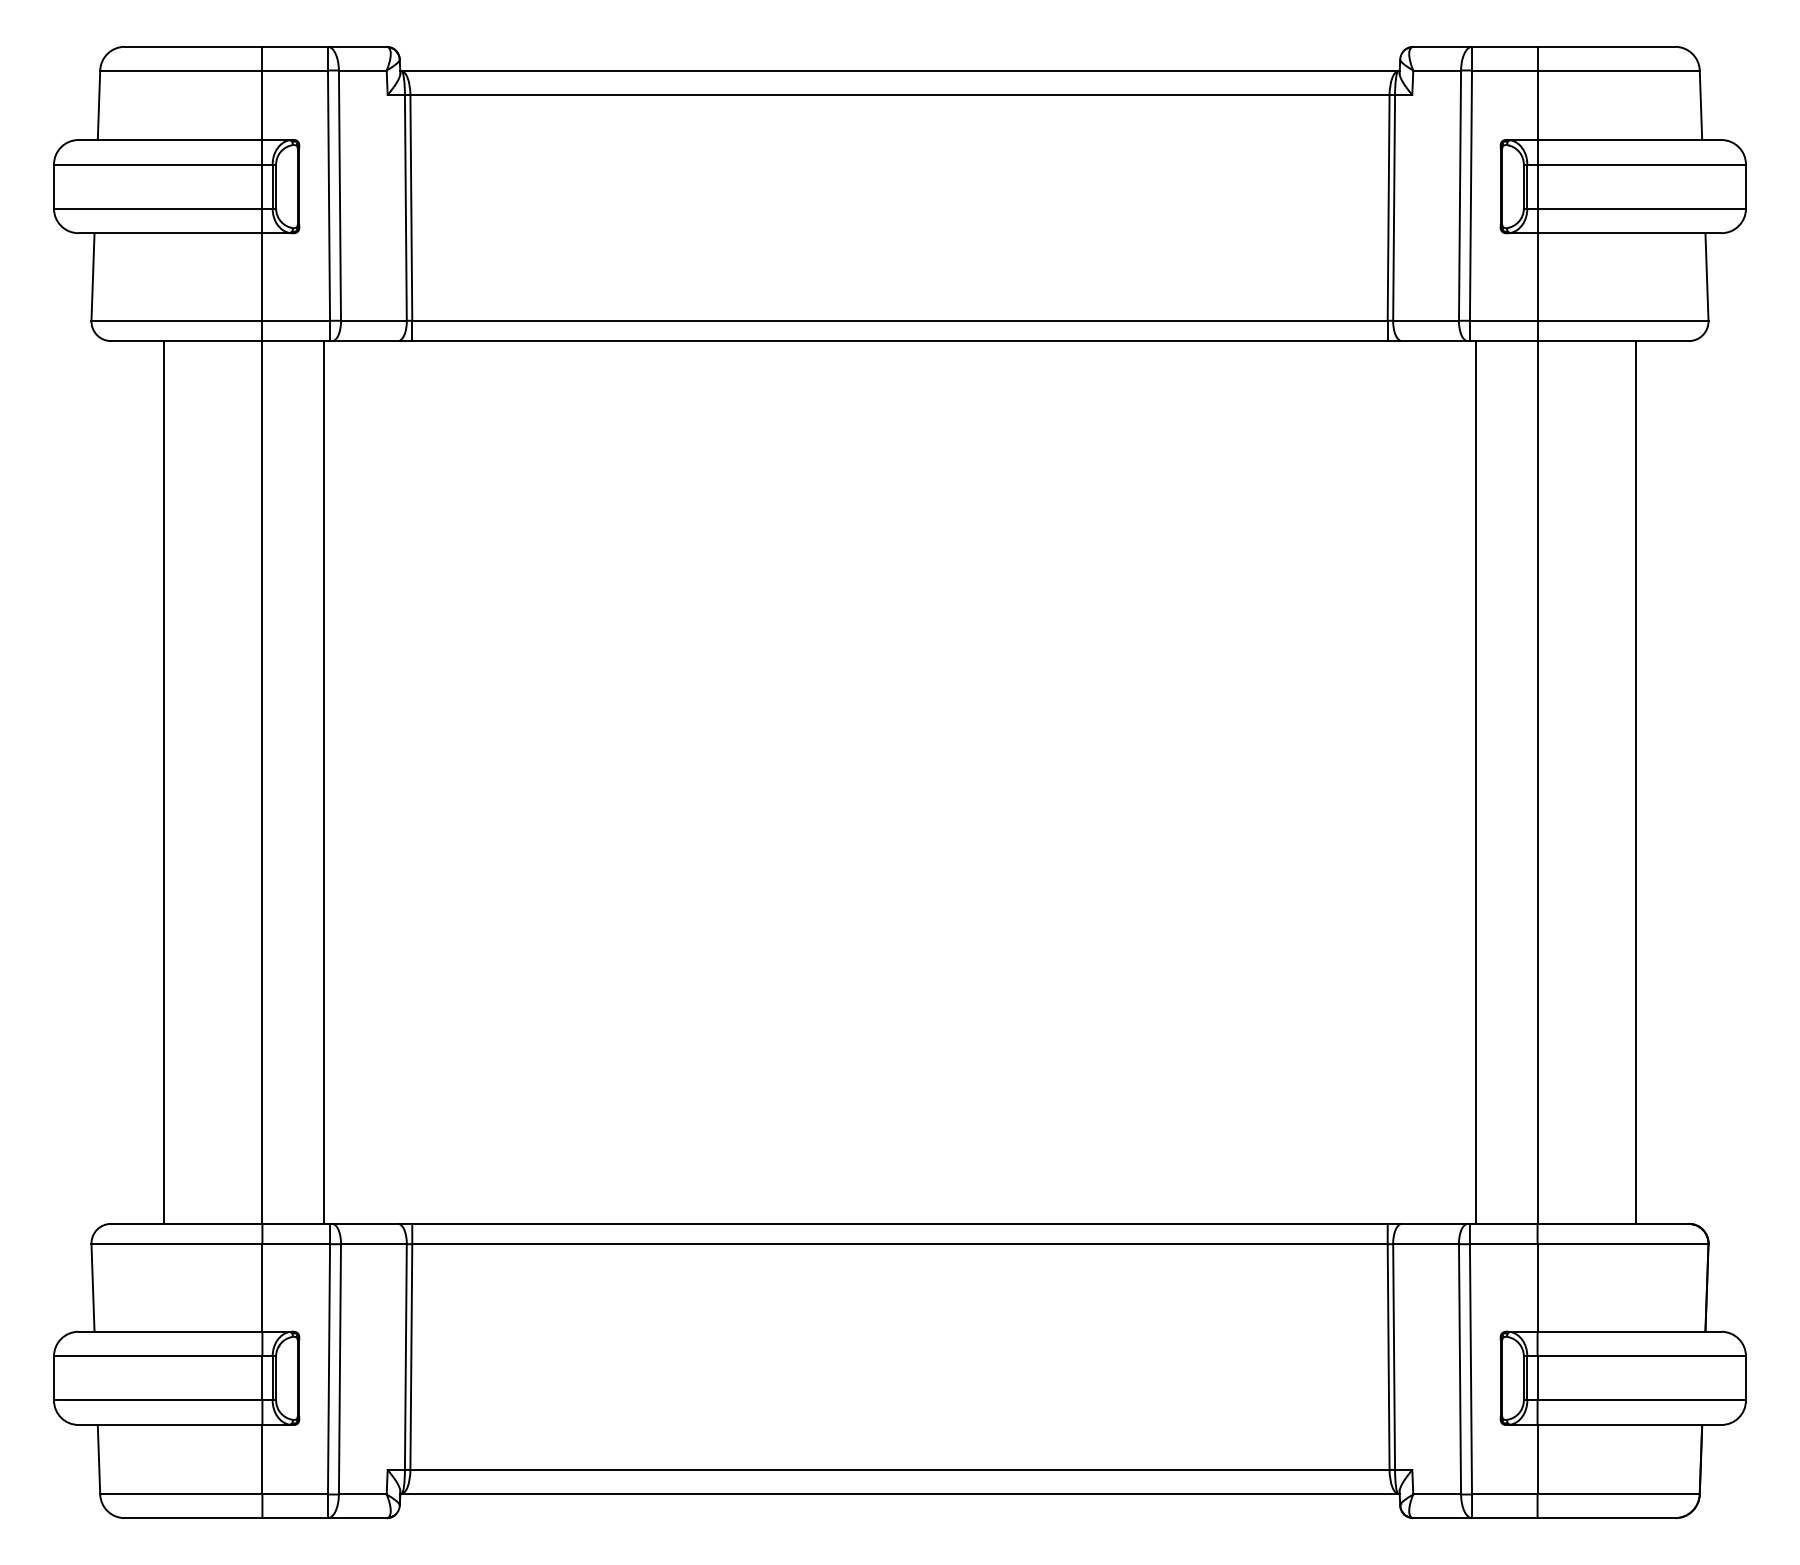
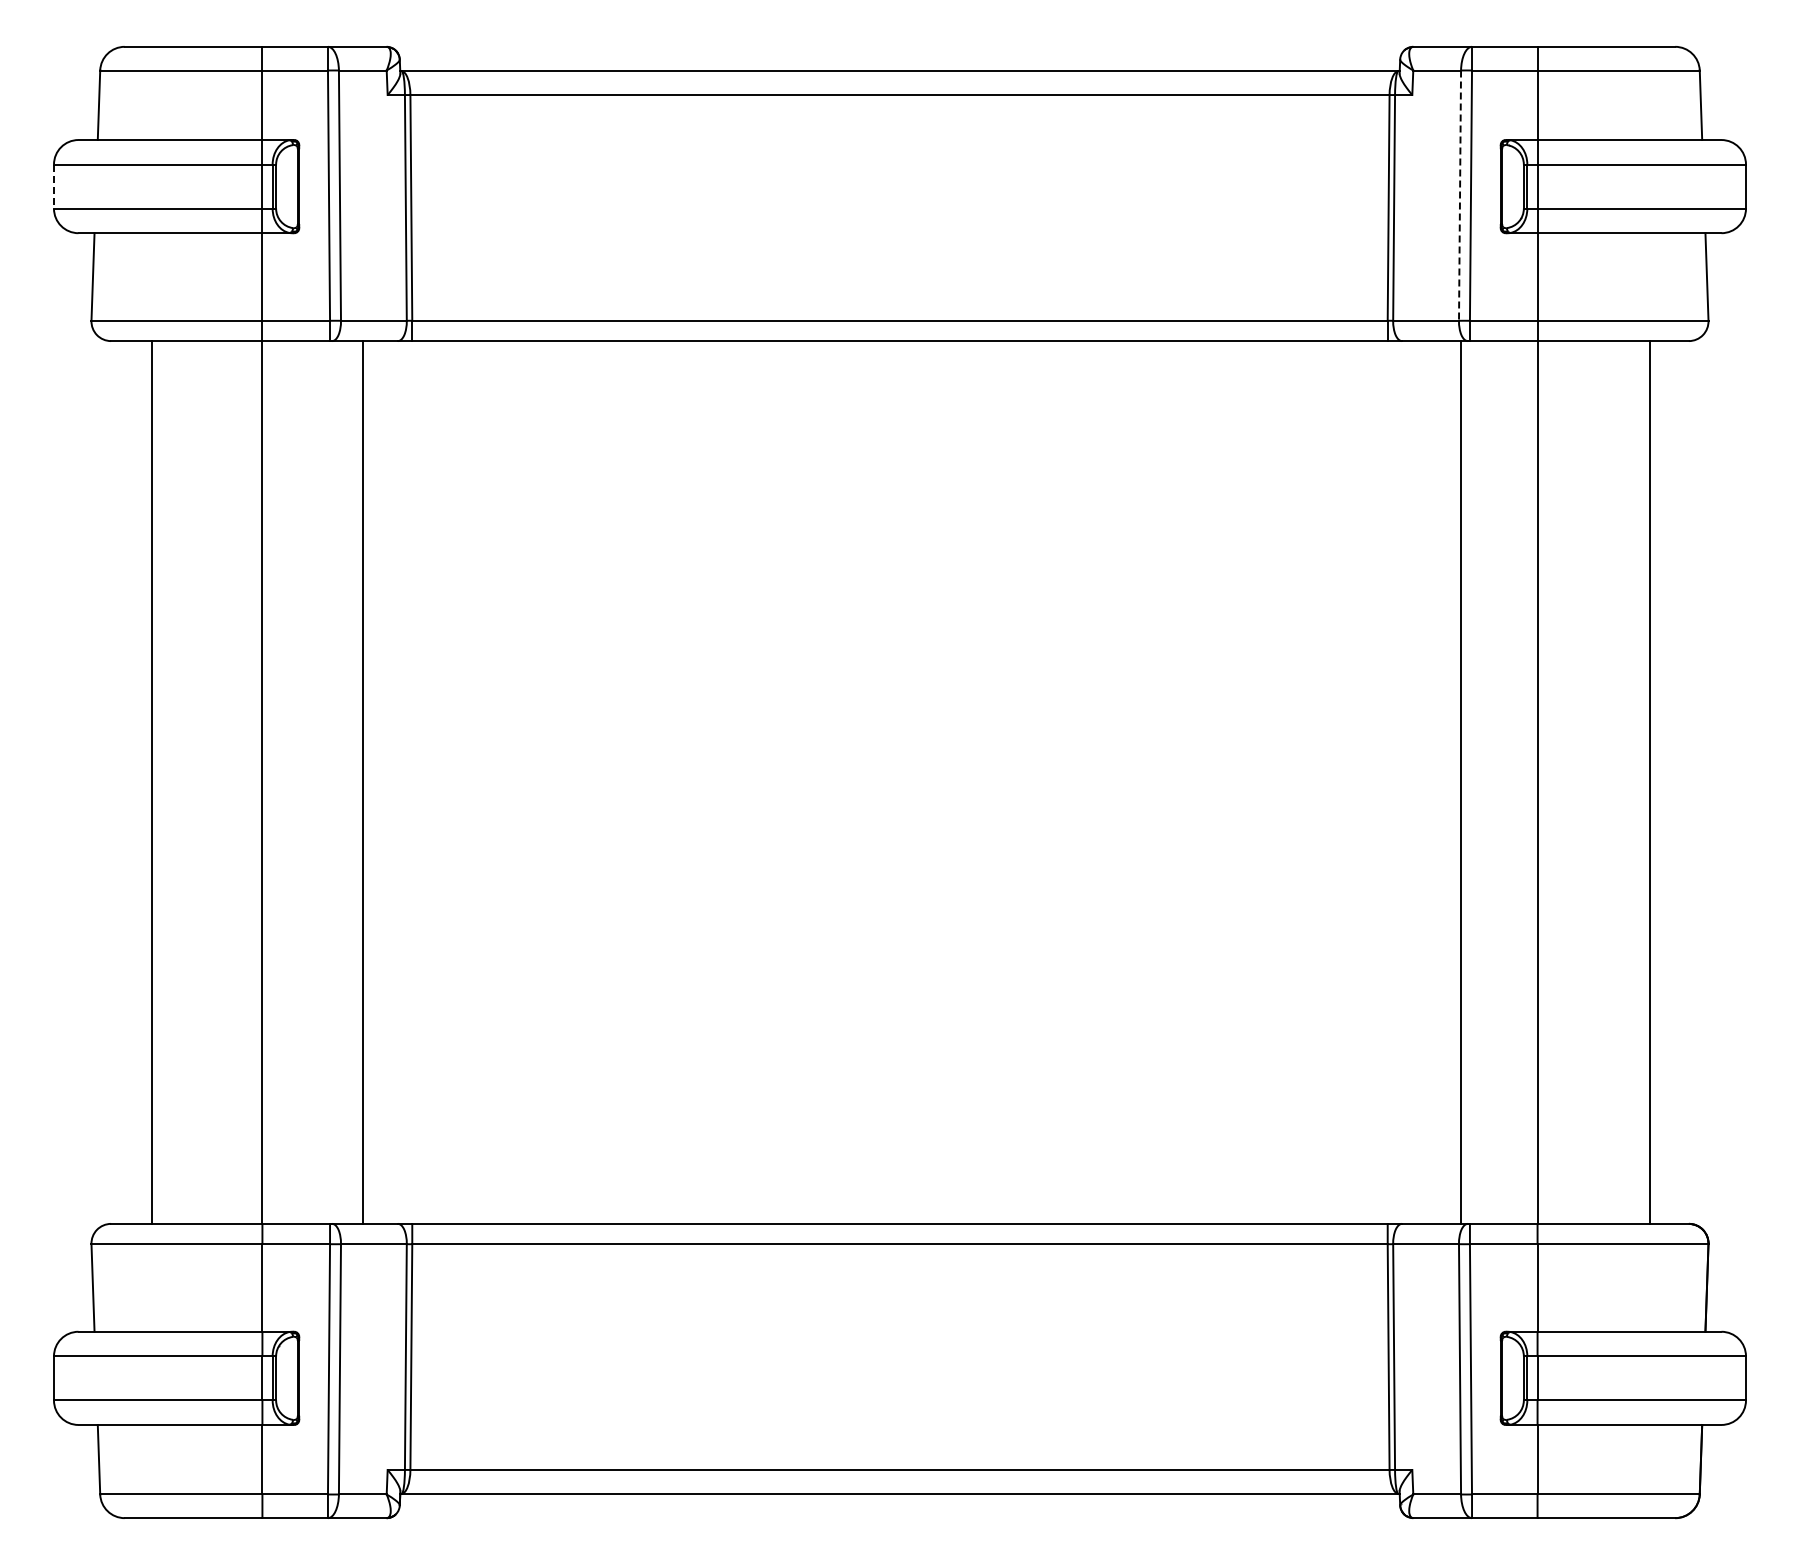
line: solid -> dashed (54, 187)
line: solid -> dashed (1460, 196)
line position: (164, 782) -> (152, 782) (152, 782)
line position: (323, 782) -> (362, 782) (362, 782)
line position: (1476, 782) -> (1461, 782) (1461, 782)
line position: (1635, 782) -> (1649, 782) (1649, 782)
